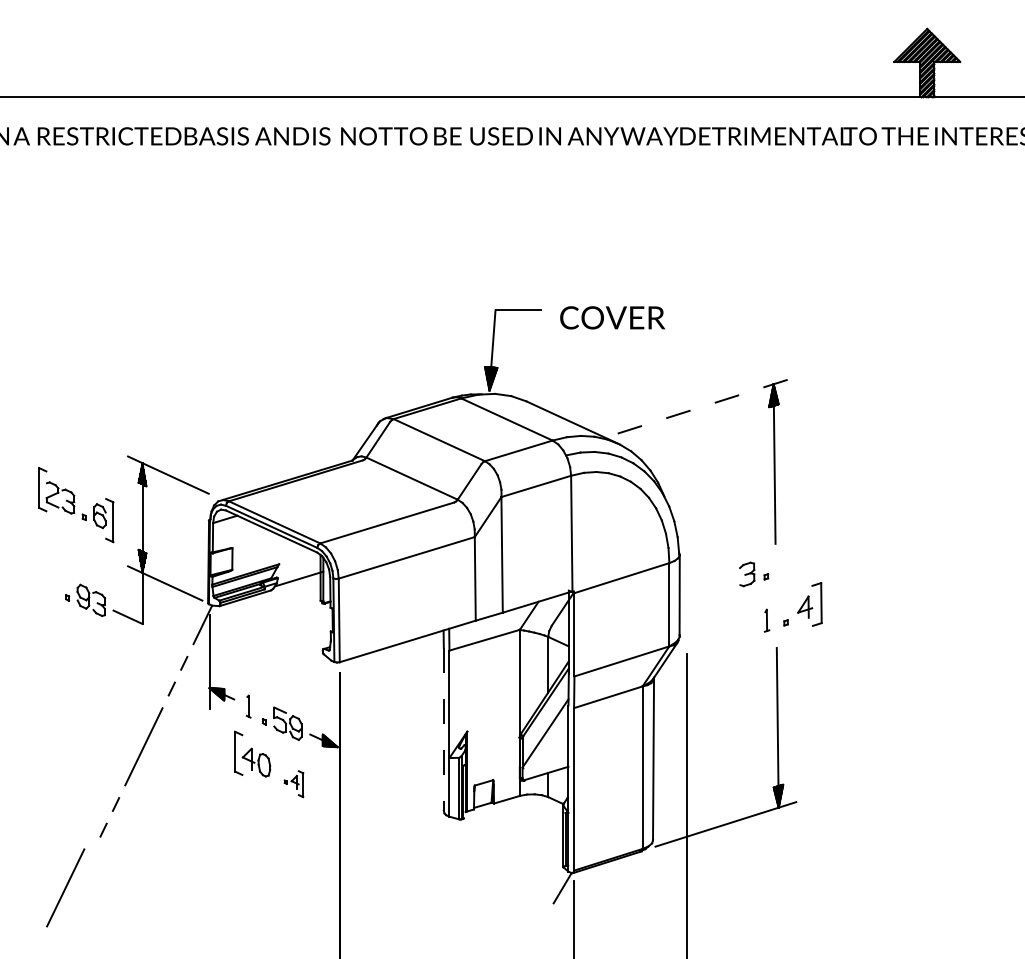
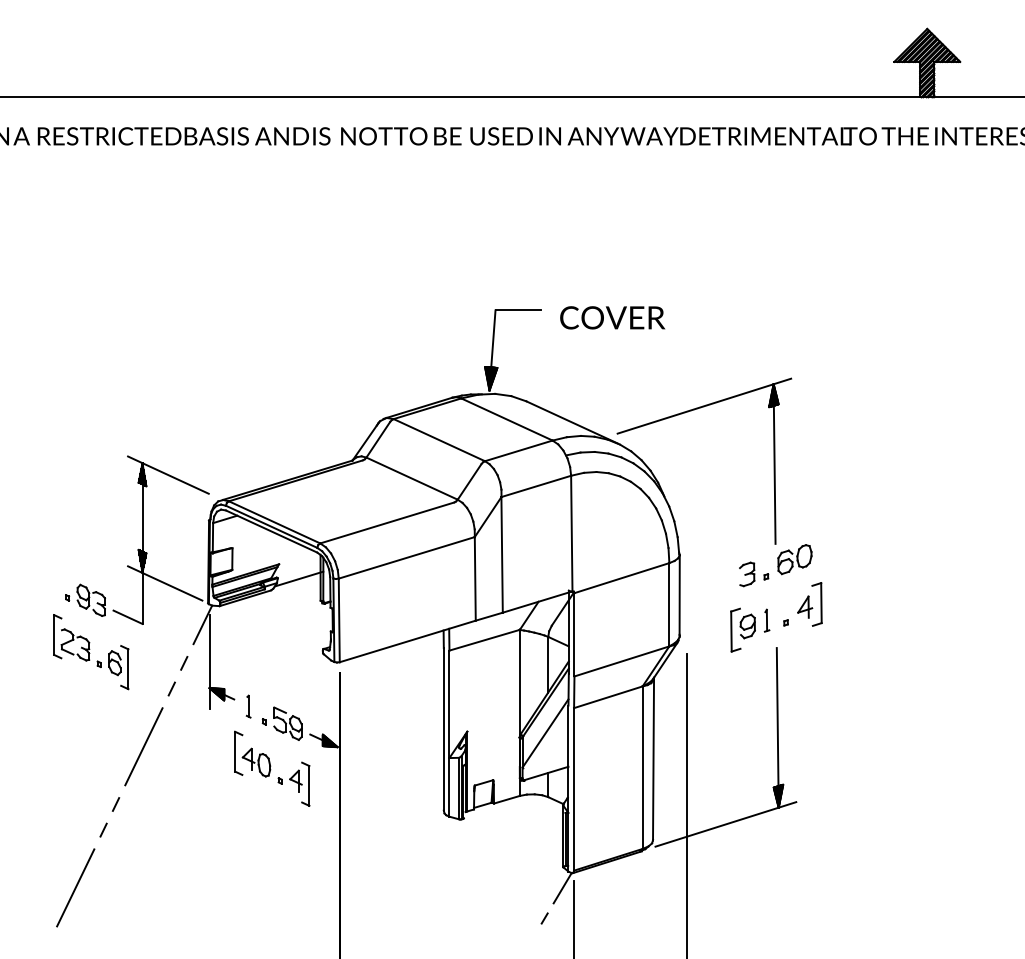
line: dashed -> solid (704, 406)
part position: (76, 505) -> (91, 652) (91, 652)
part: none -> present (794, 559)
part: none -> present (742, 629)
line: dashed -> solid (443, 729)
part size: 22x29 px -> 34x46 px (293, 783)
line position: (65, 887) -> (75, 887) (75, 887)
line: none -> present (544, 918)
